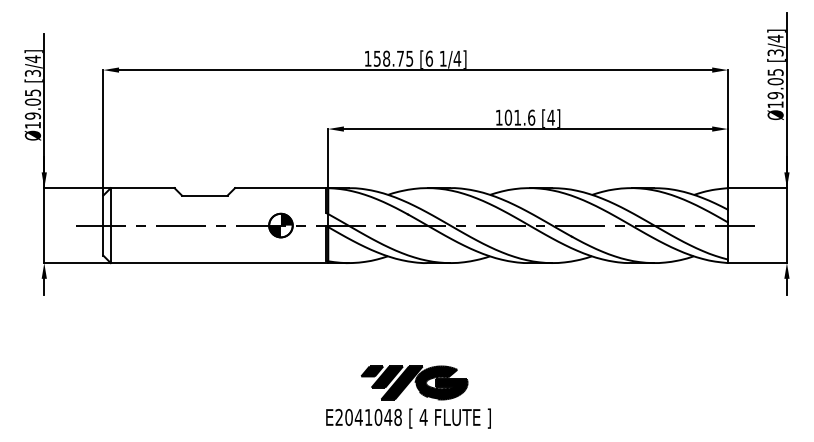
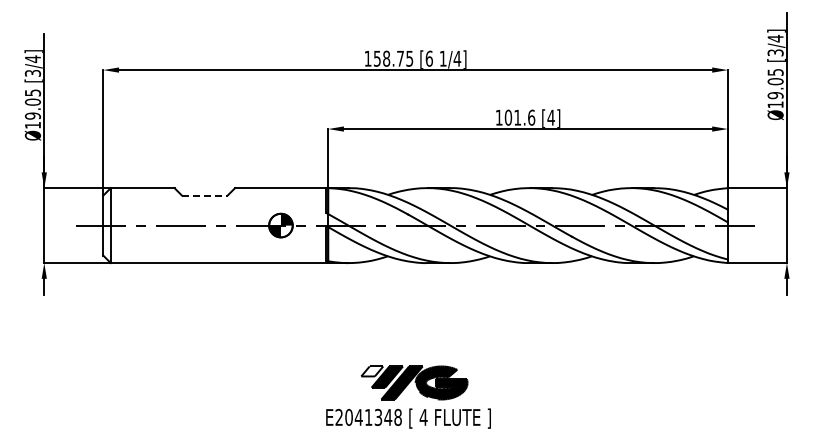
line: solid -> dashed (204, 195)
fill: present -> none (372, 371)
text: E2041048 -> E2041348 (378, 417)
